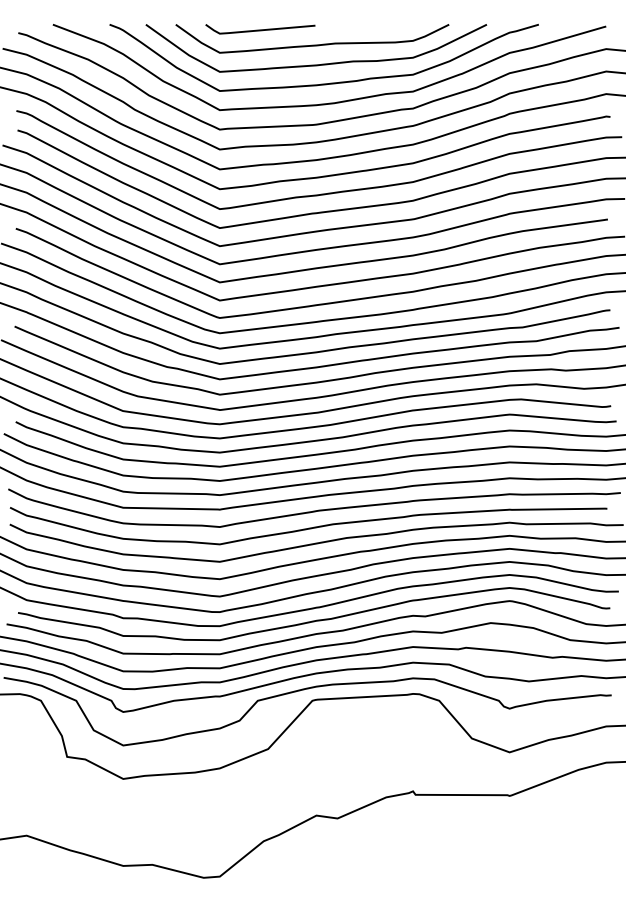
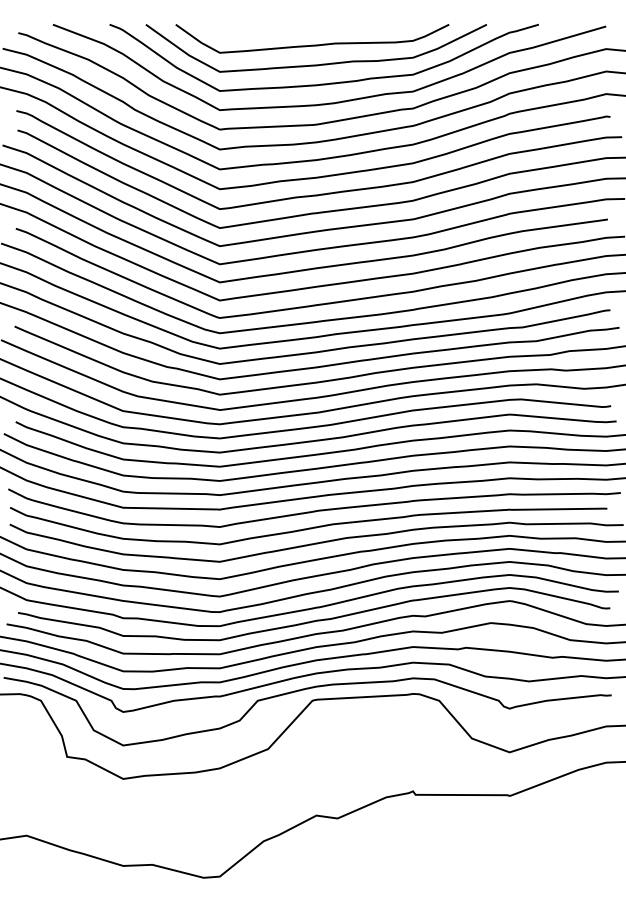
line: present -> none (260, 29)
